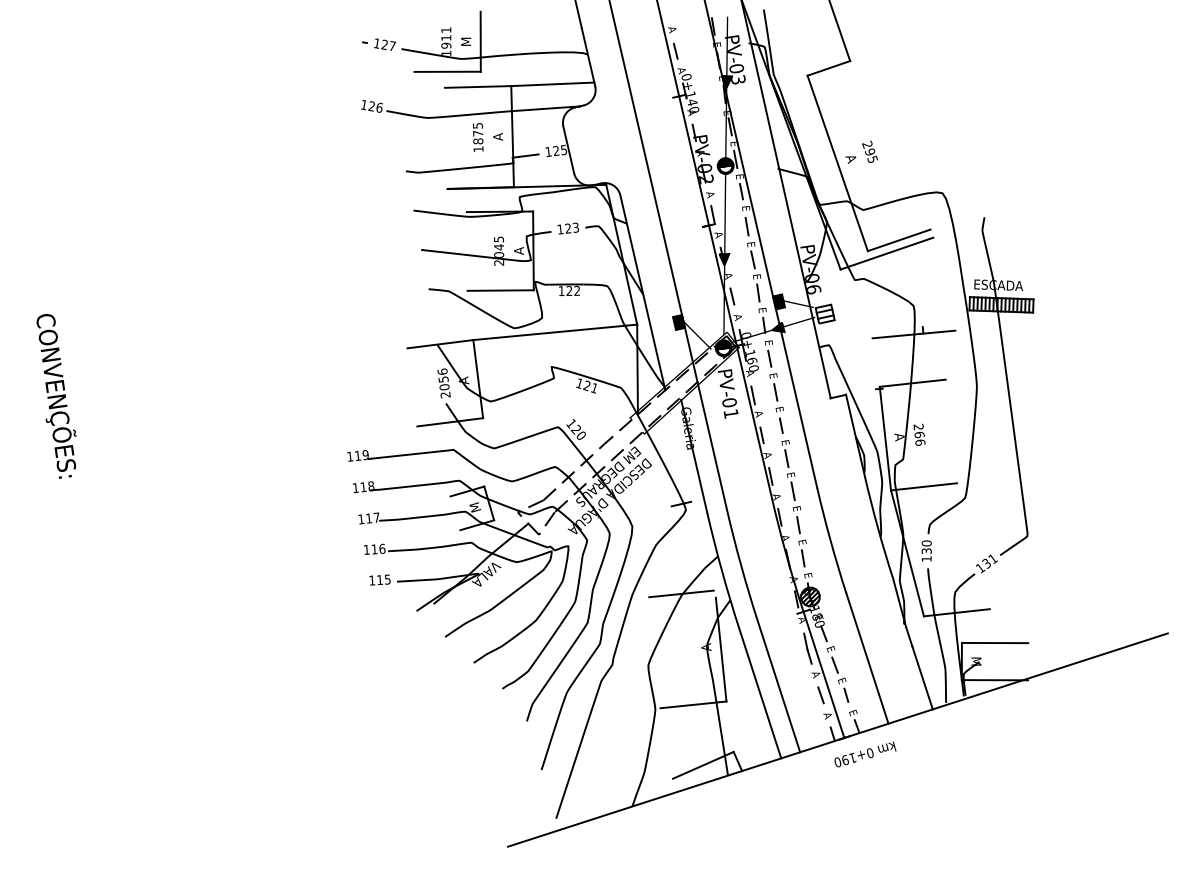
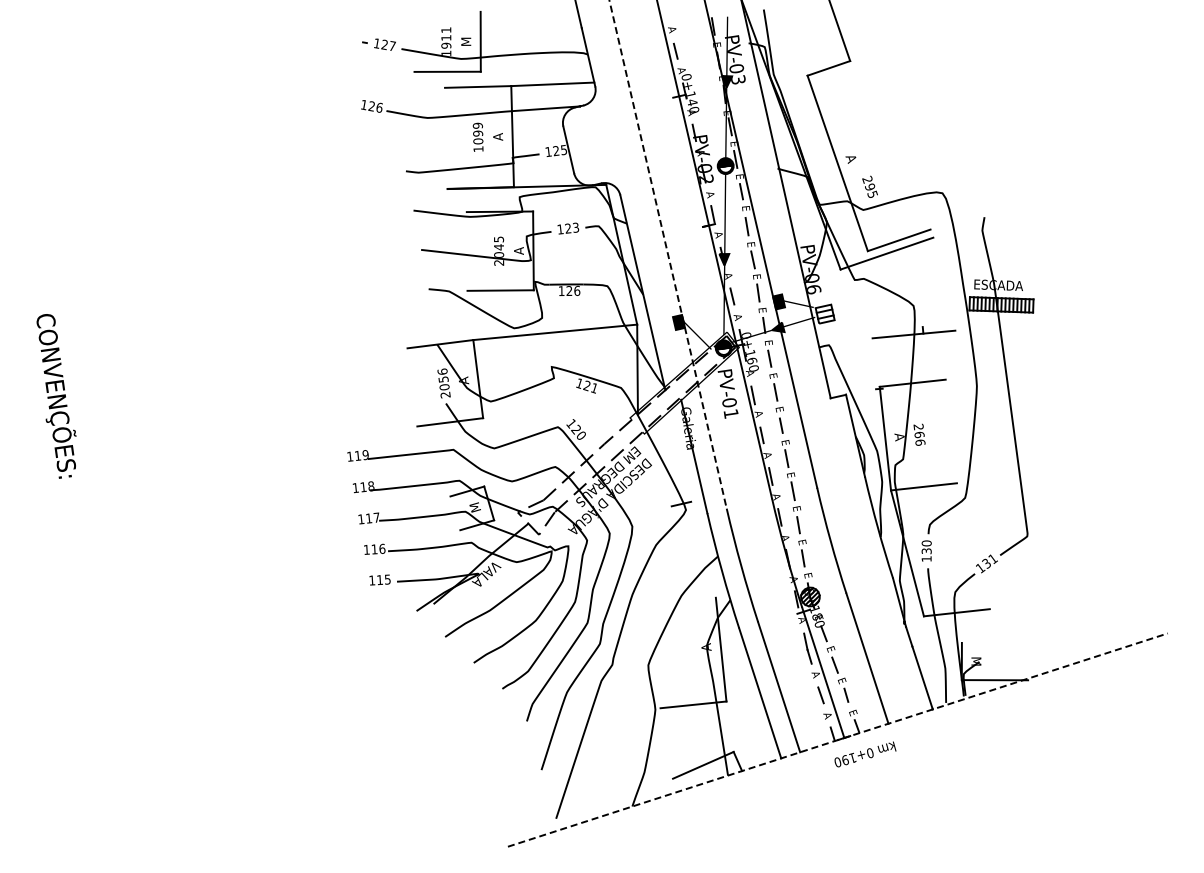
text: 1875 -> 1099 (477, 133)
text position: (869, 151) -> (869, 186) (869, 186)
line: solid -> dashed (668, 254)
text: 122 -> 126 (577, 290)
line: present -> none (681, 593)
line: present -> none (994, 642)
line: solid -> dashed (837, 740)
